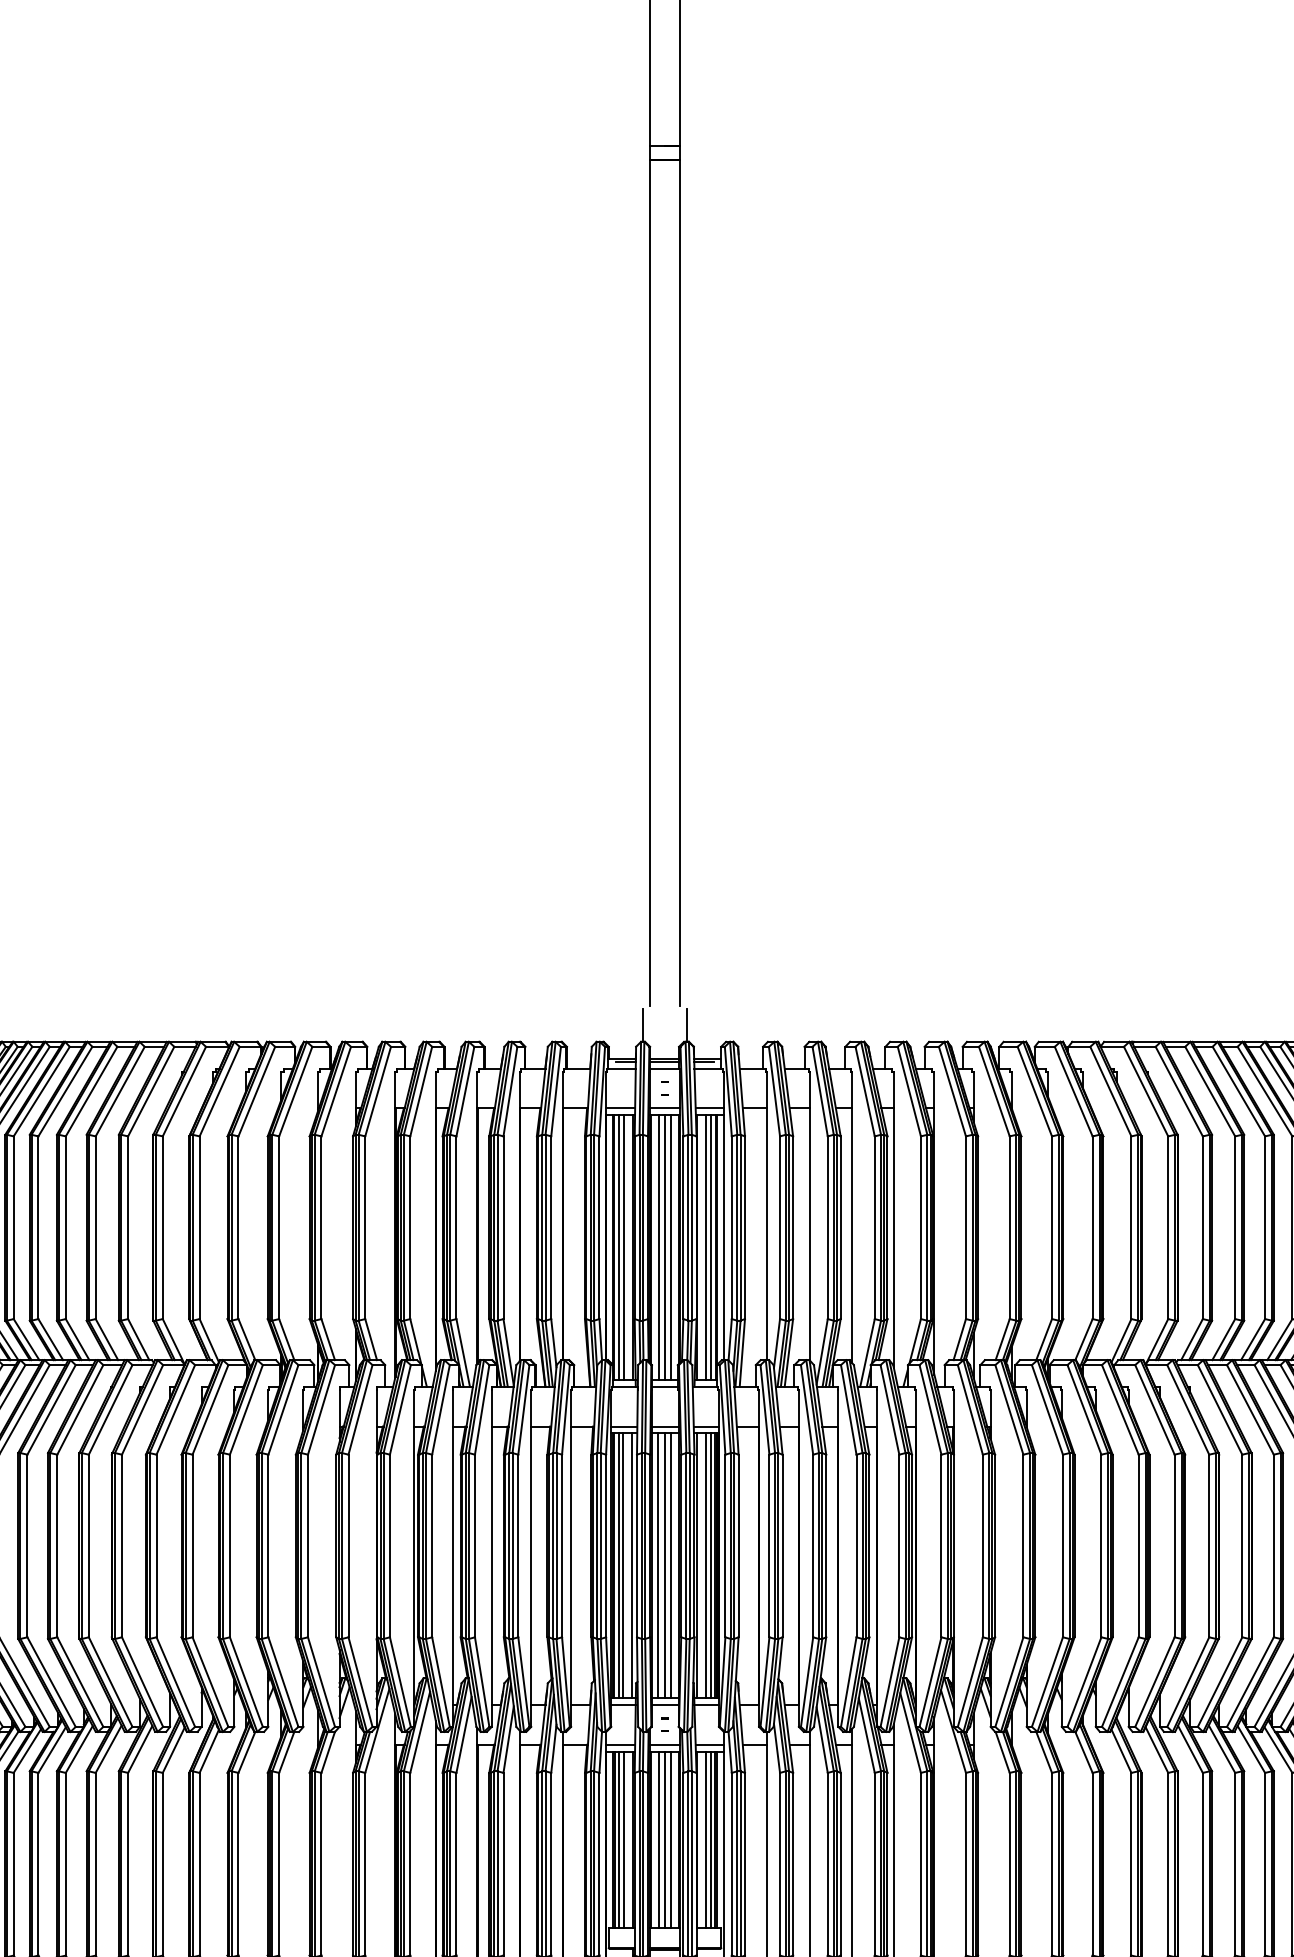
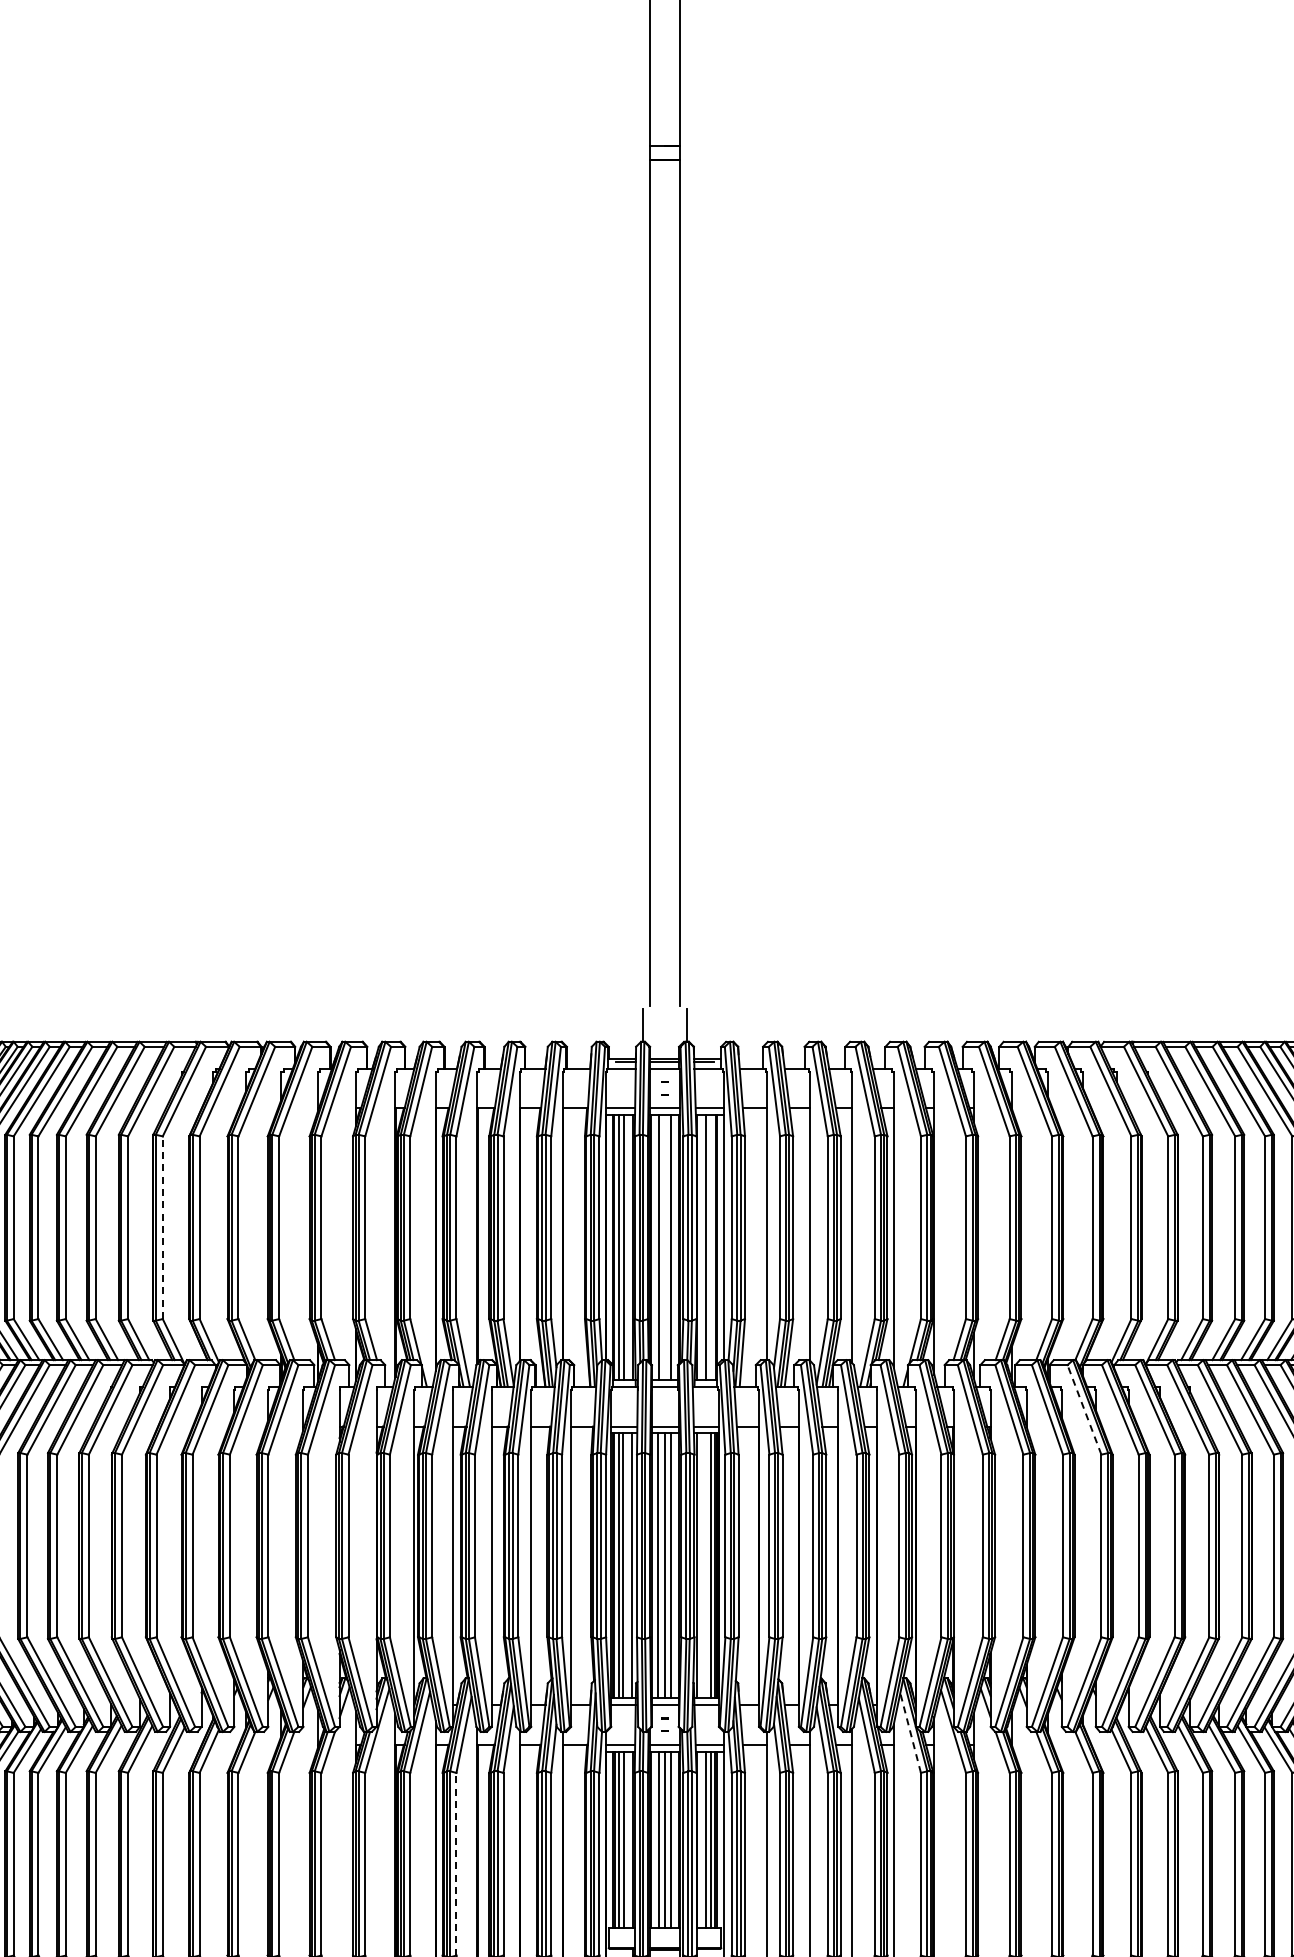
line: solid -> dashed (162, 1227)
line: present -> none (665, 1247)
line: present -> none (710, 1247)
line: solid -> dashed (1084, 1409)
line: present -> none (706, 1565)
line: solid -> dashed (910, 1732)
line: solid -> dashed (456, 1863)
